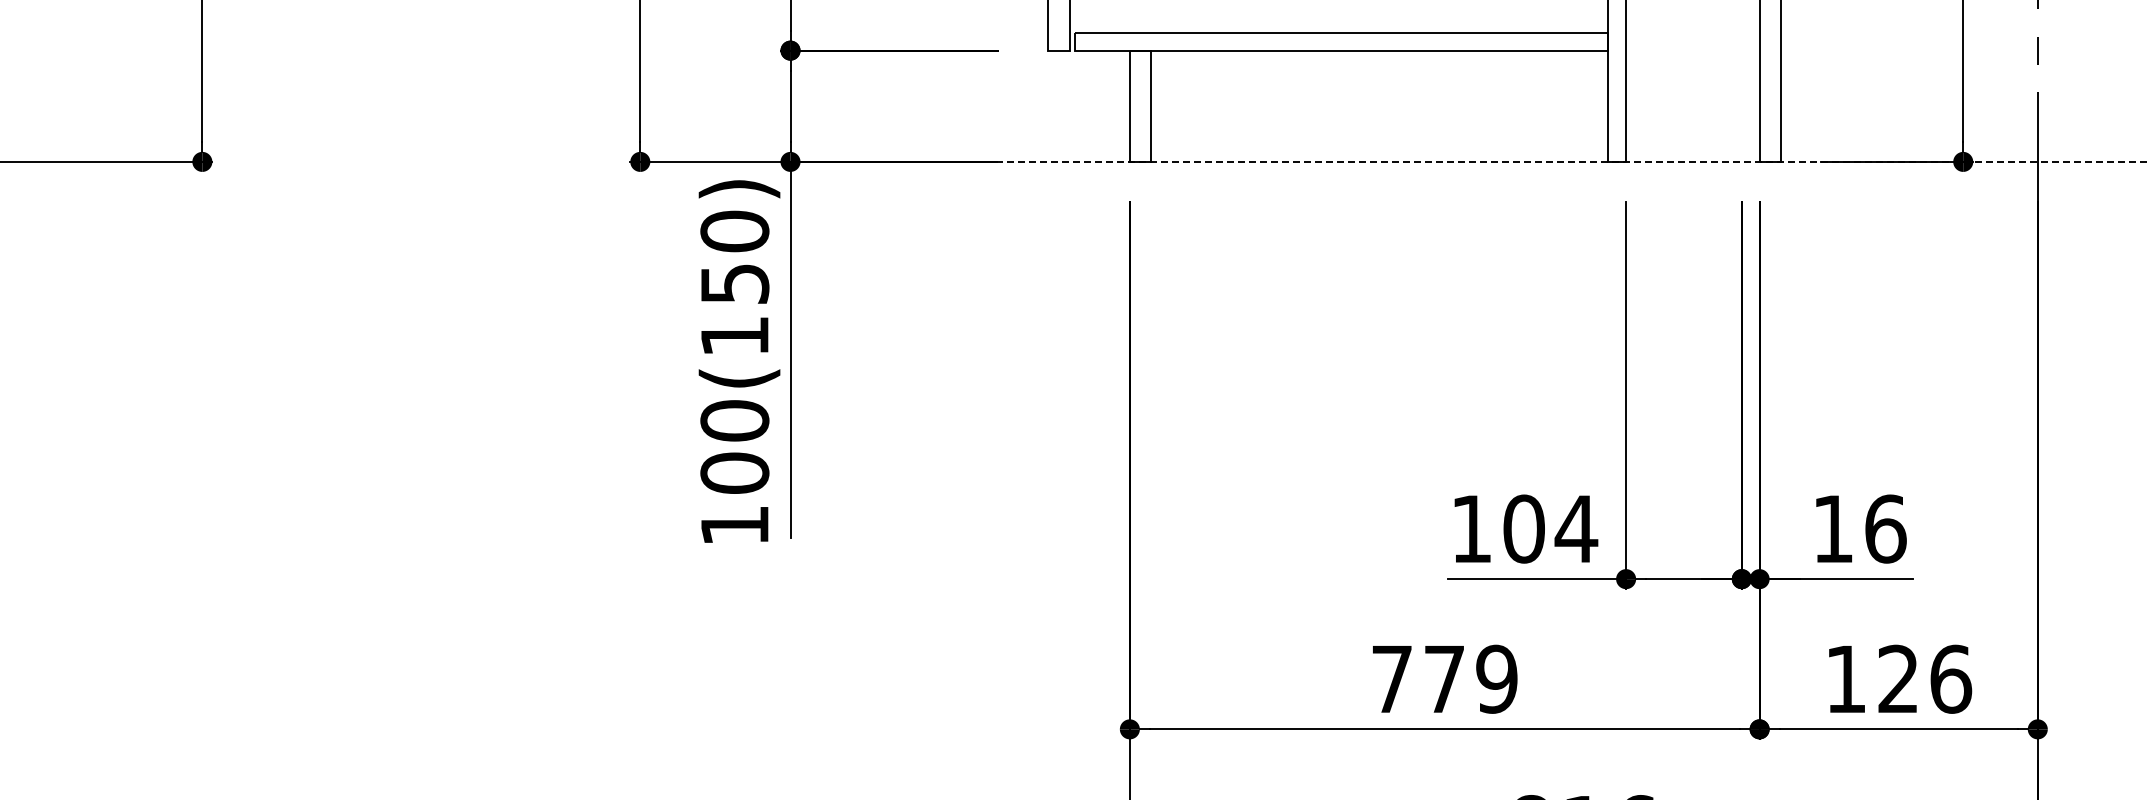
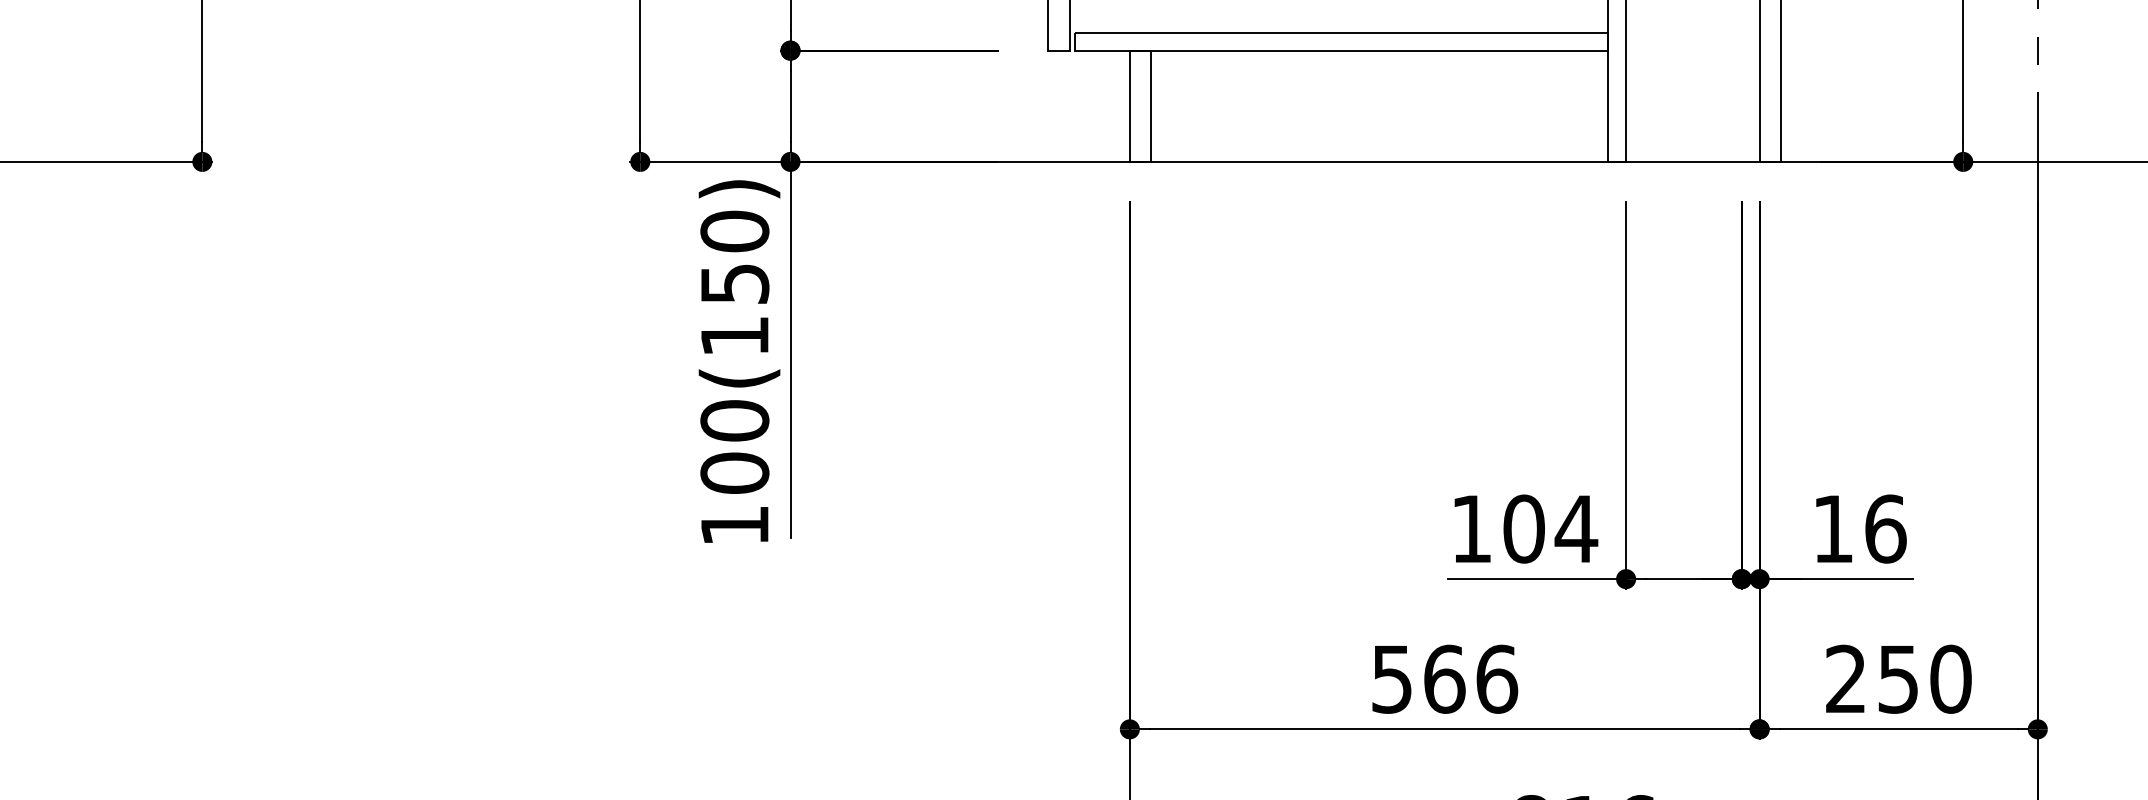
line: dashed -> solid (1522, 161)
text: 779 -> 566 (1445, 678)
text: 126 -> 250 (1899, 678)
